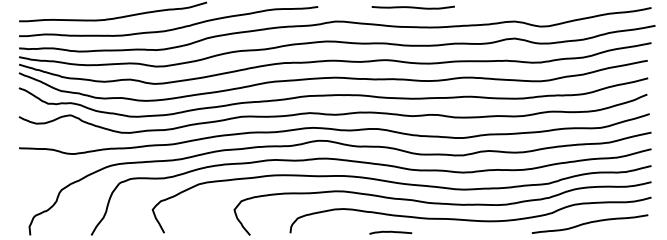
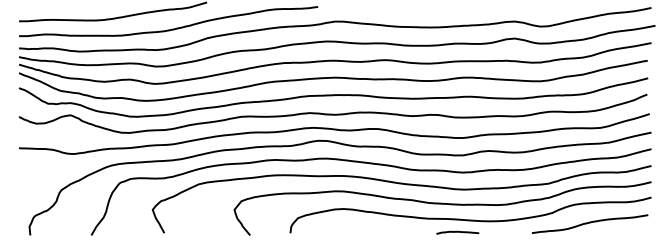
curve: present -> none (412, 7)
curve position: (390, 232) -> (457, 232) (457, 232)
